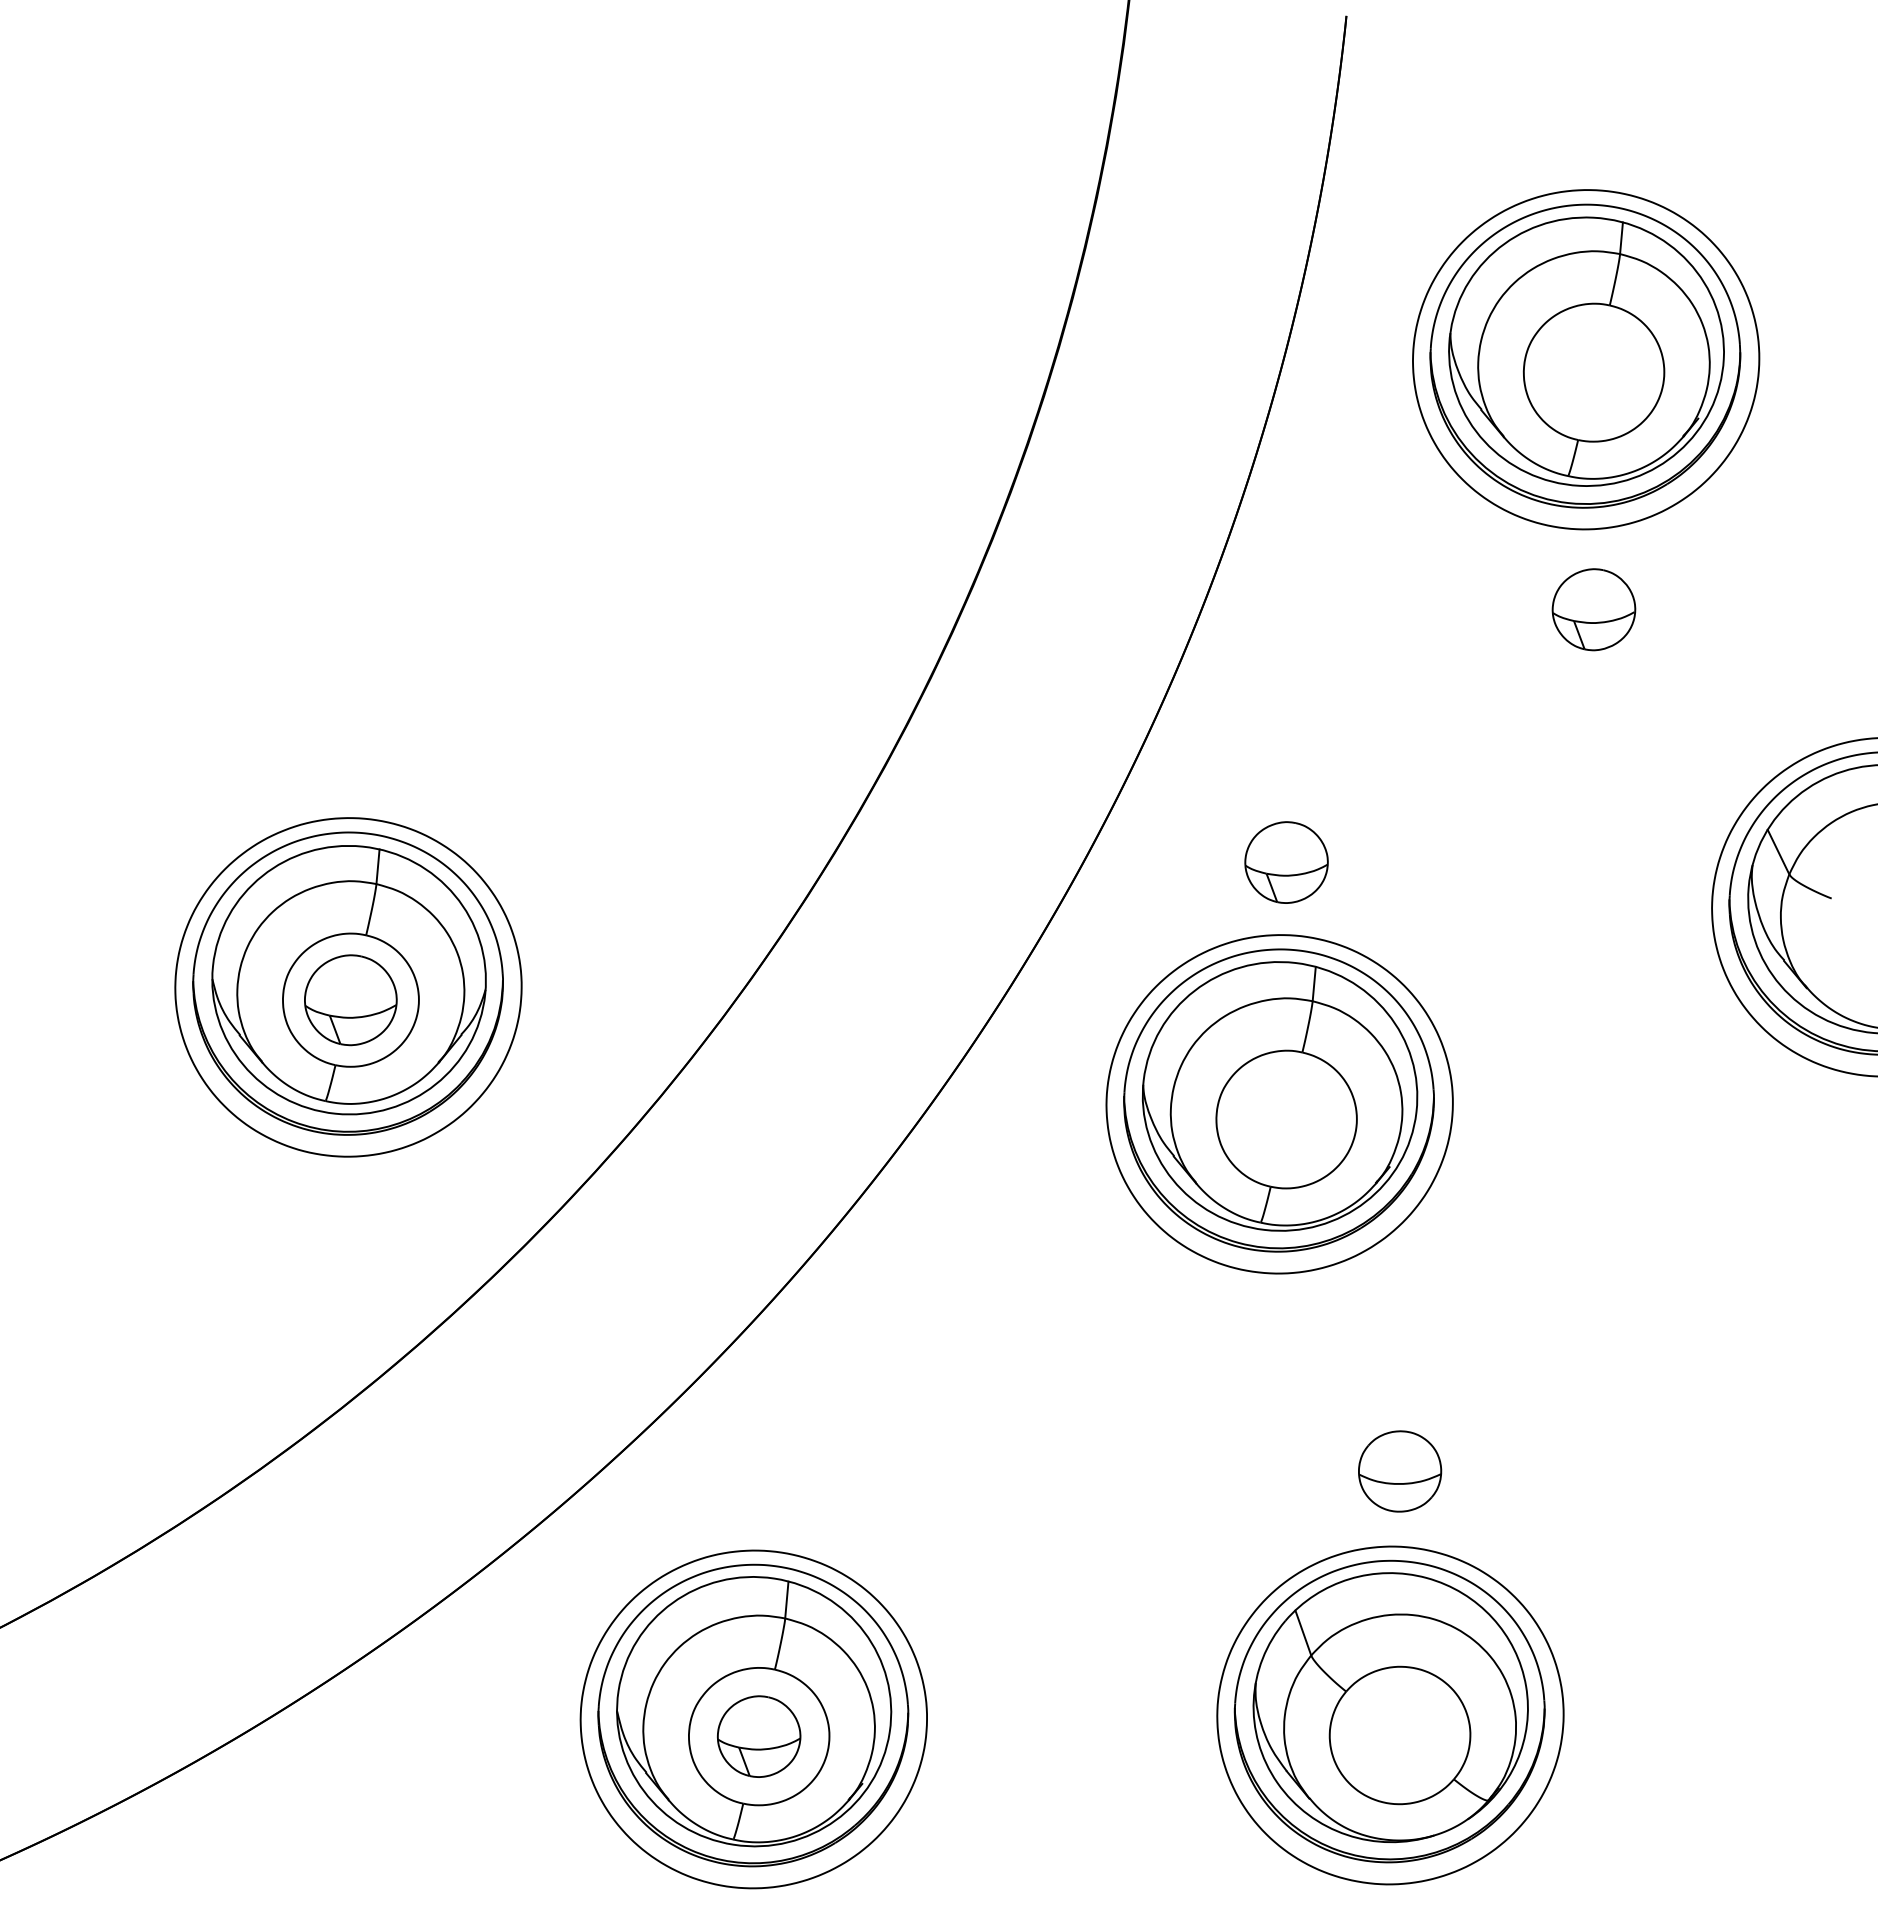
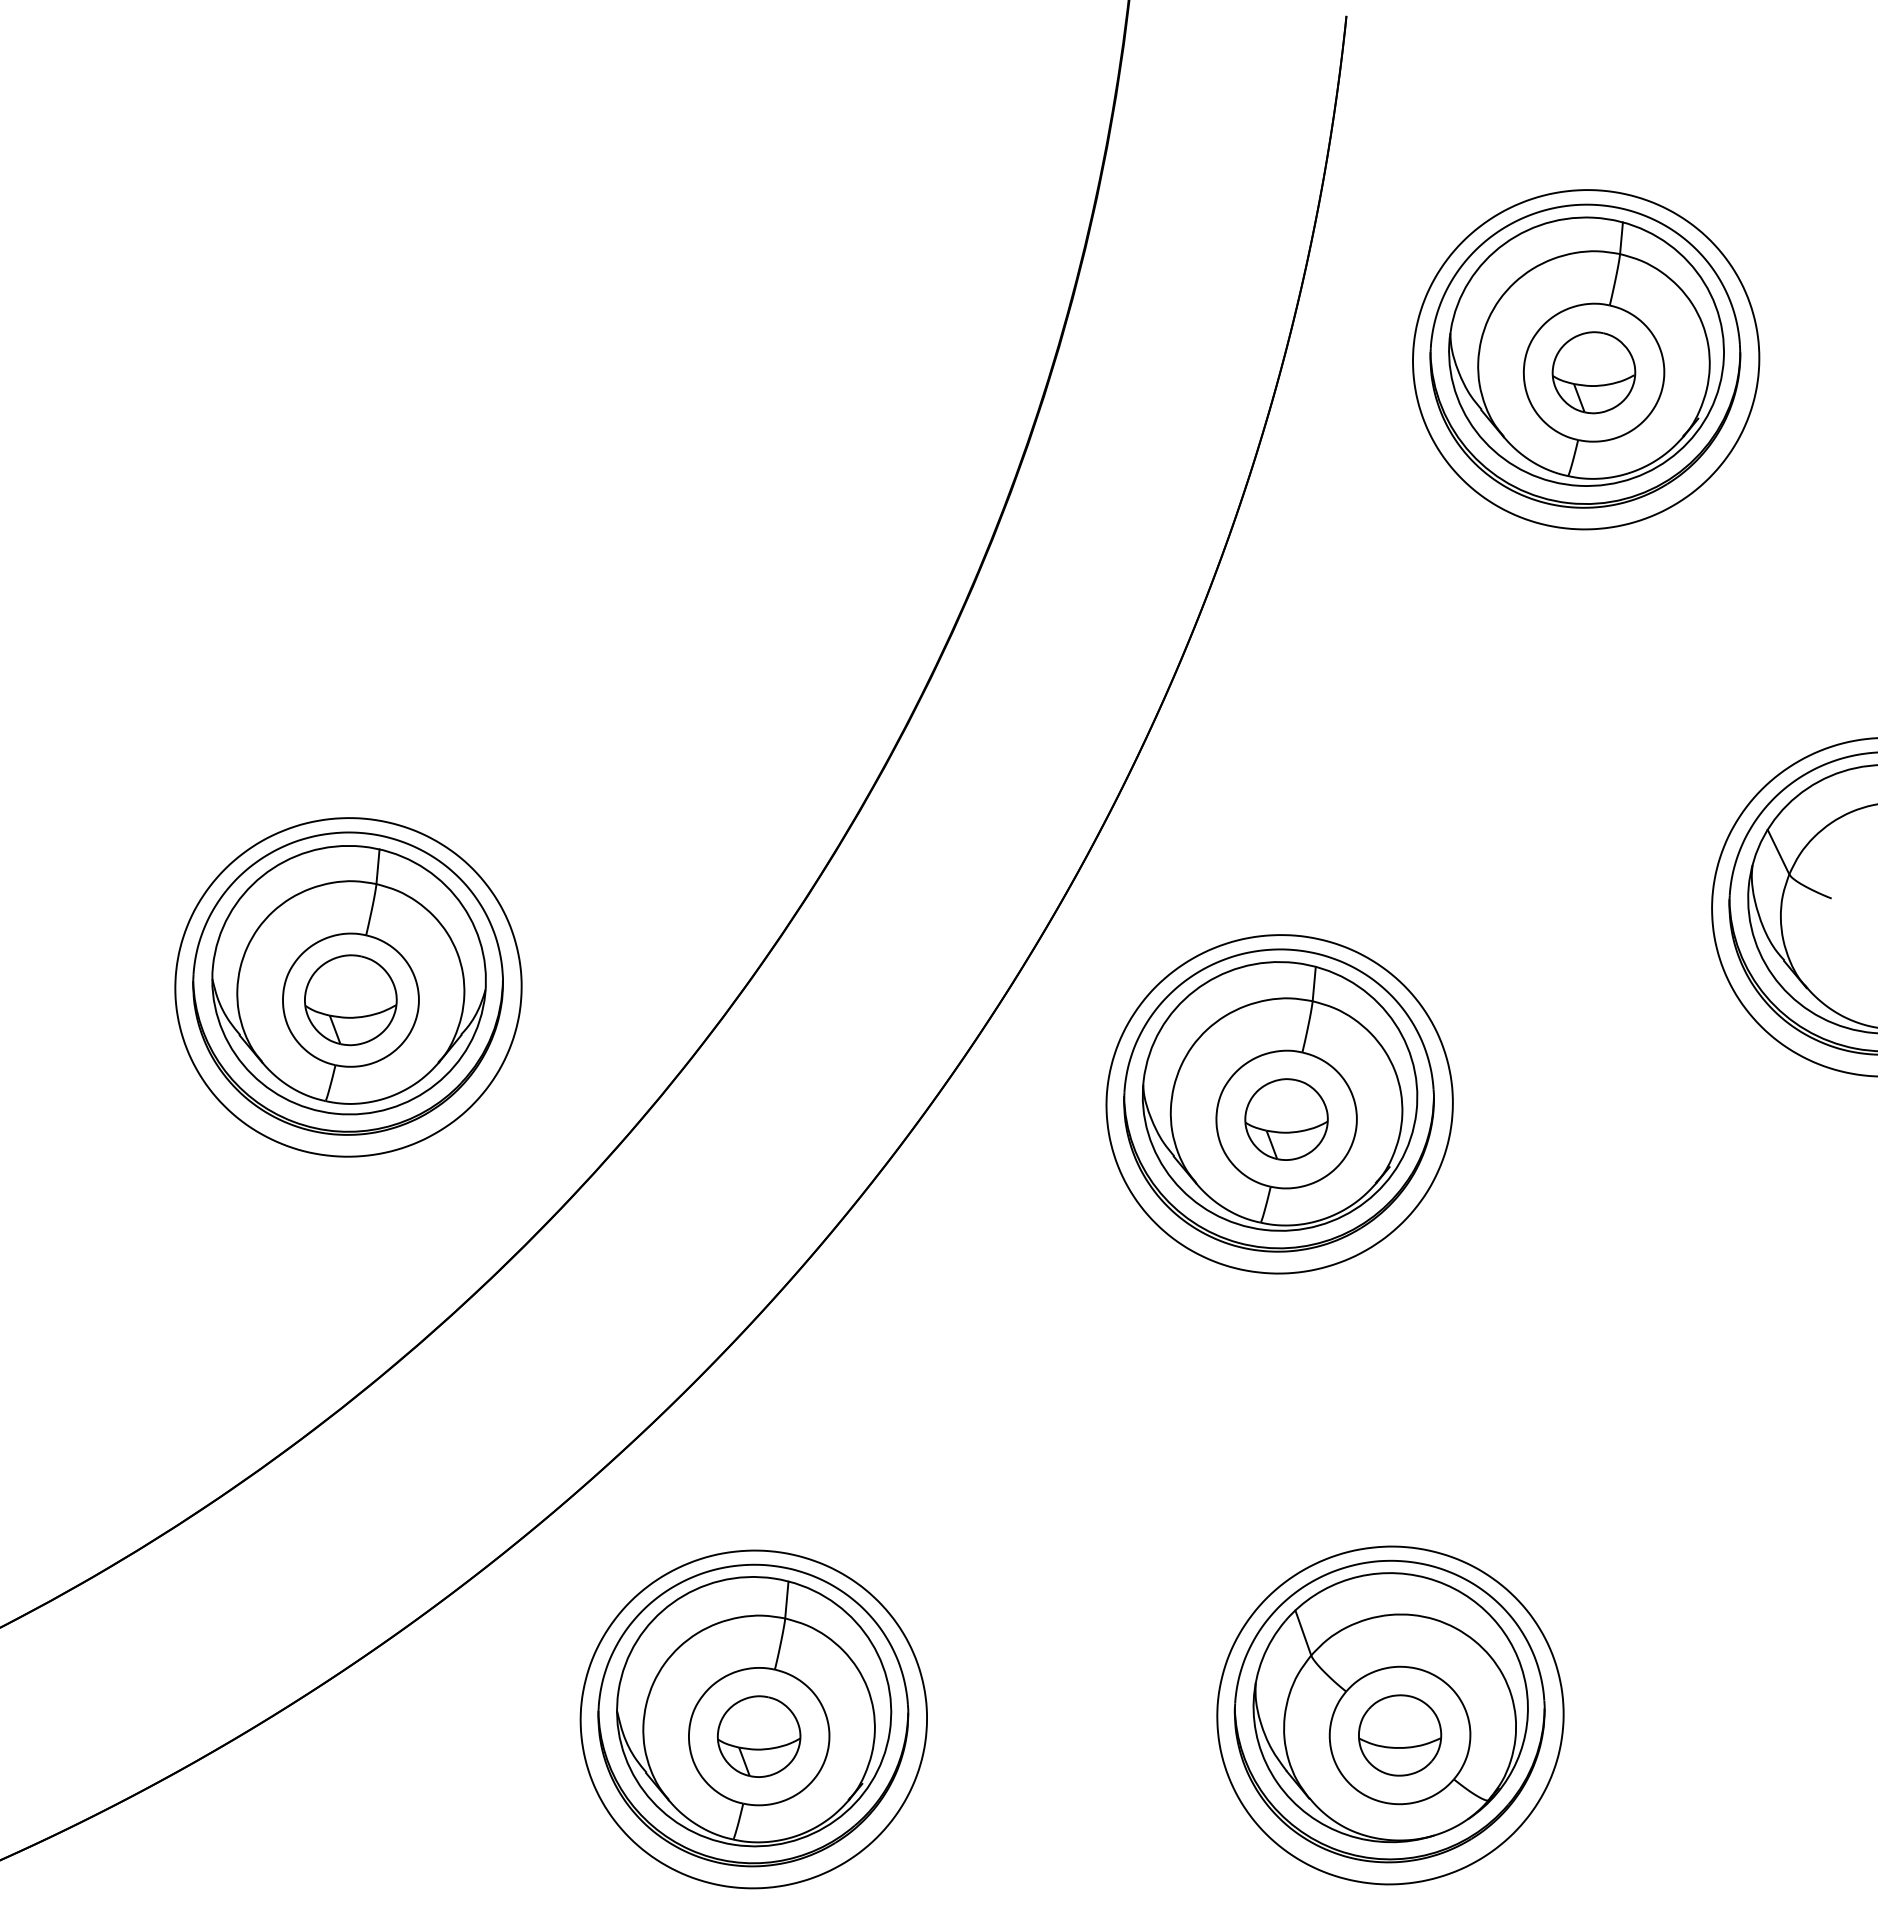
part position: (1593, 609) -> (1593, 372) (1593, 372)
part position: (1286, 862) -> (1286, 1119) (1286, 1119)
part position: (1400, 1471) -> (1400, 1735) (1400, 1735)
